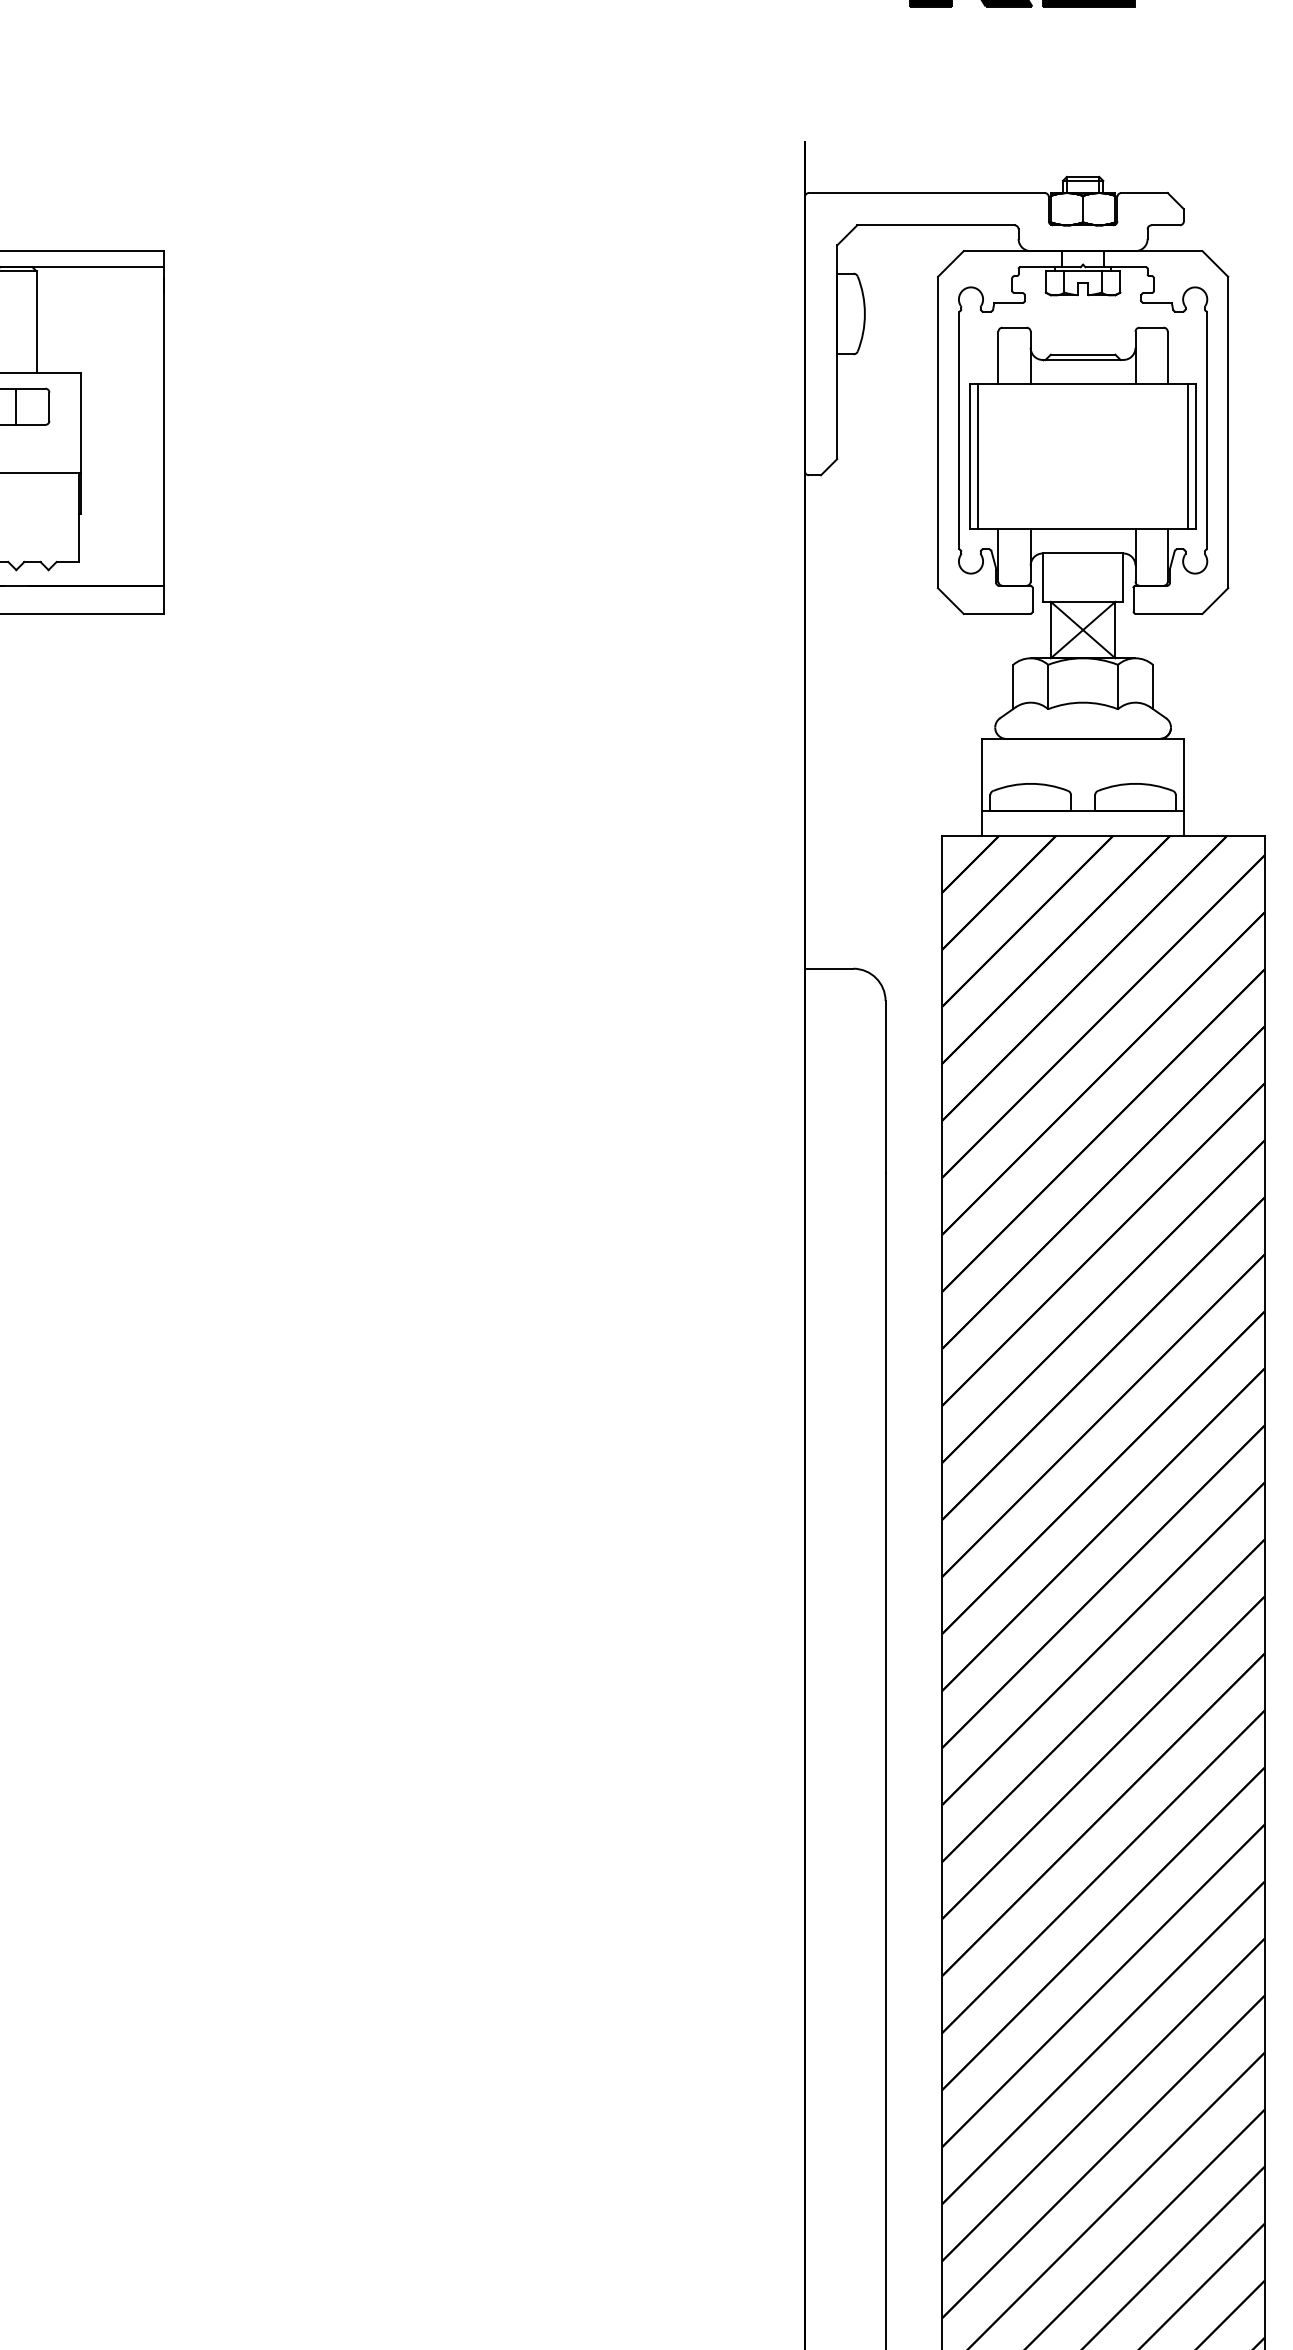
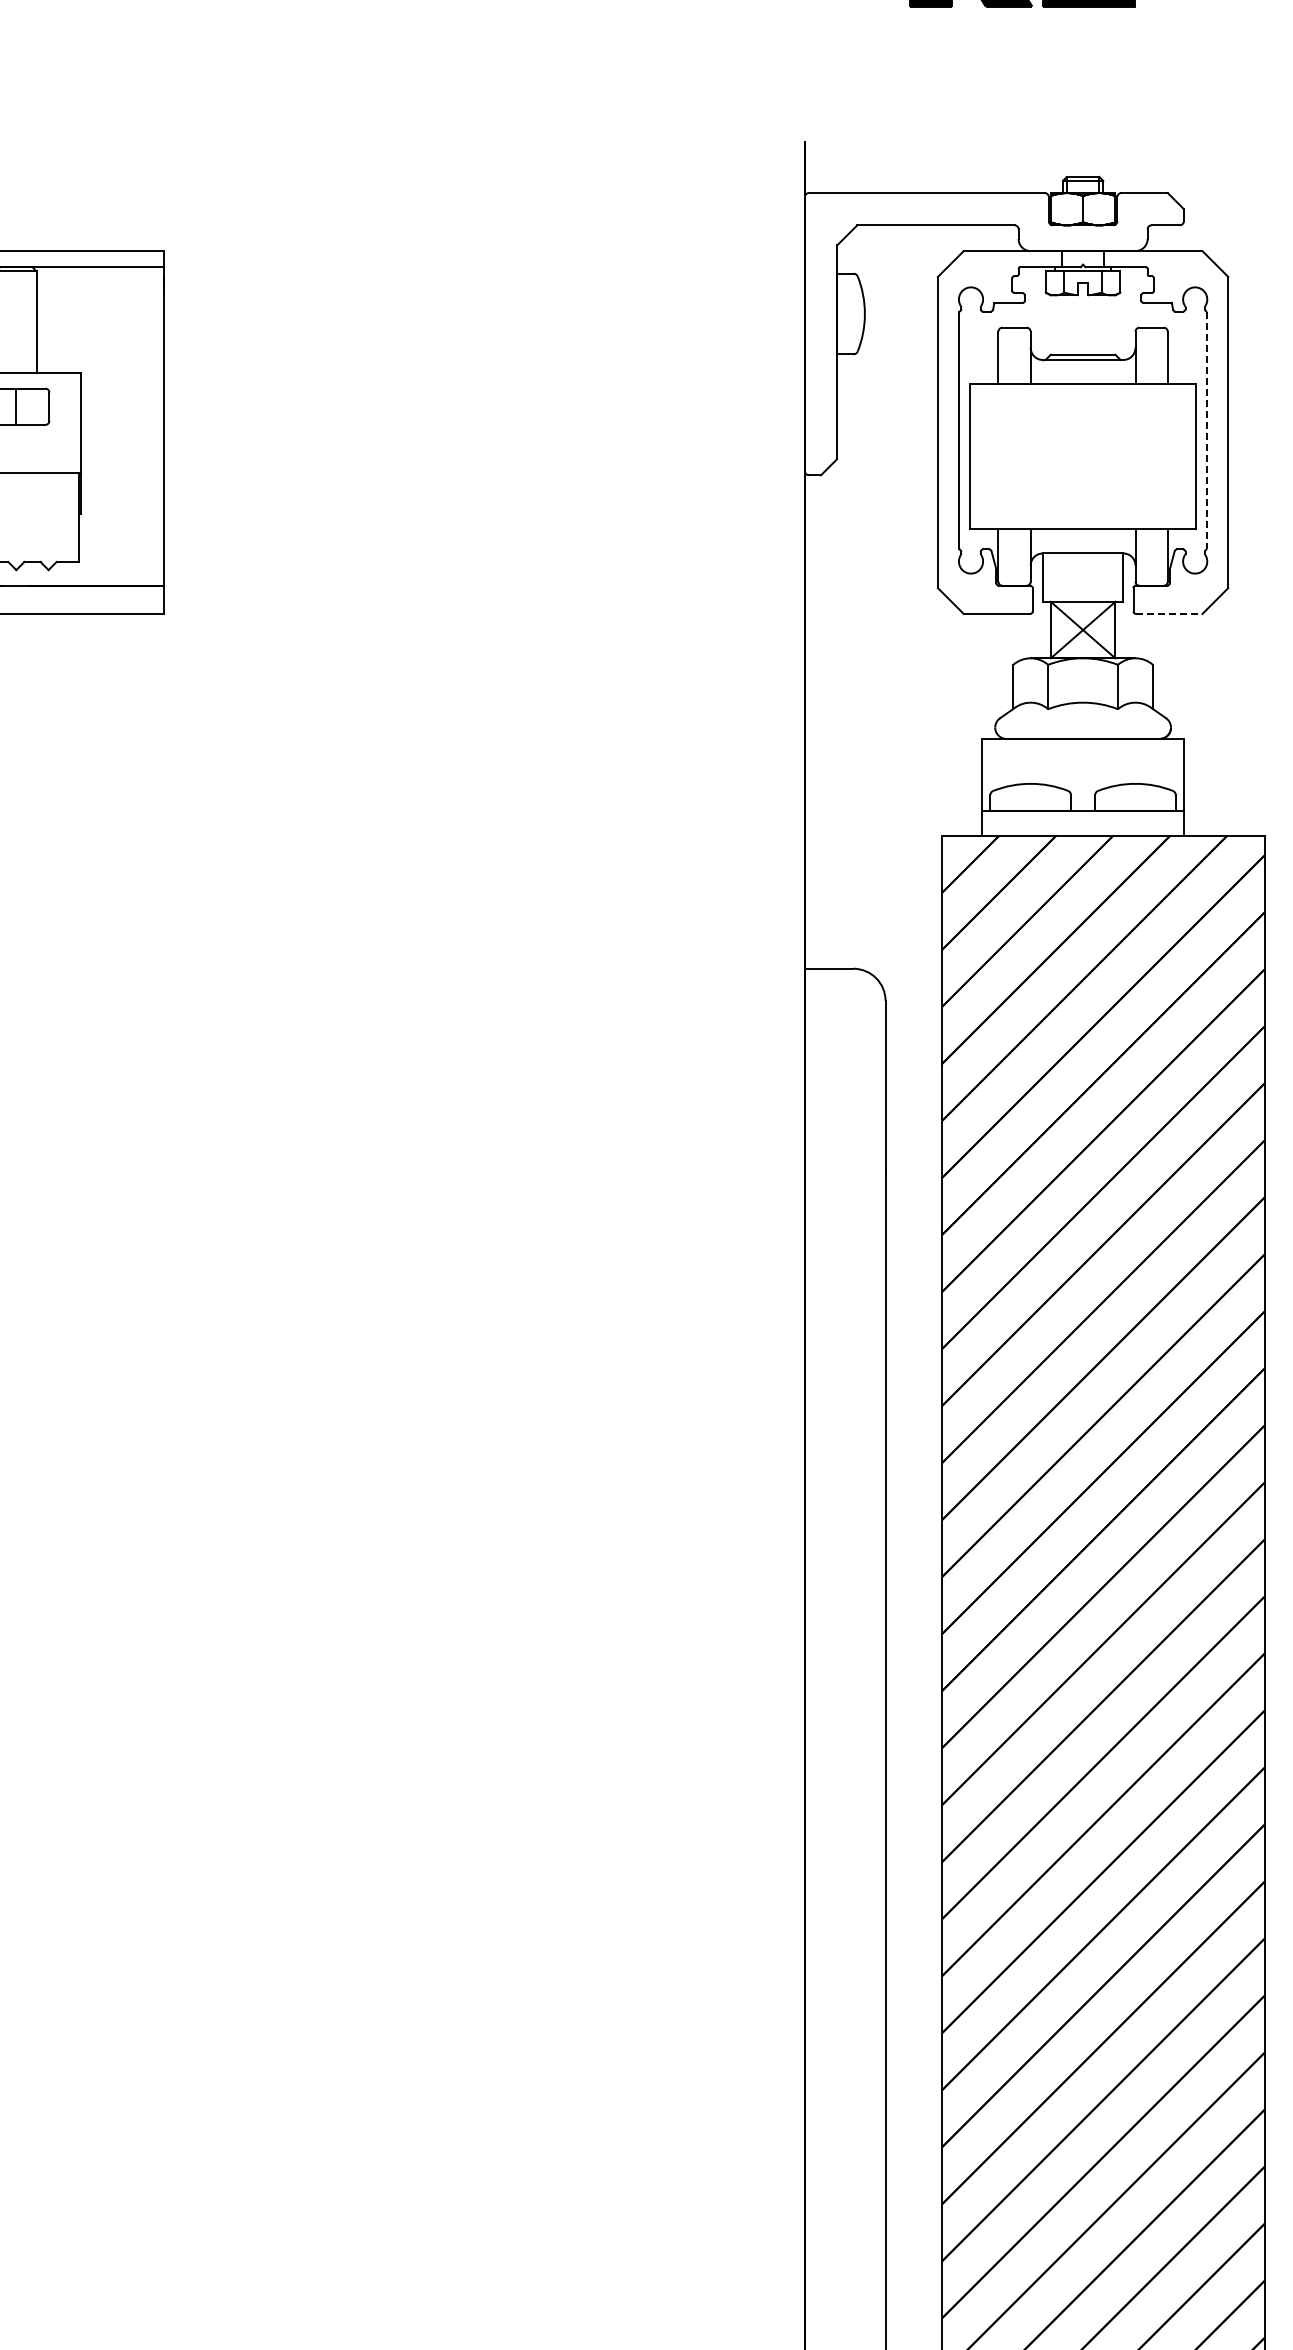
line: solid -> dashed (1207, 430)
line: present -> none (978, 456)
line: present -> none (1187, 456)
line: solid -> dashed (1169, 613)
